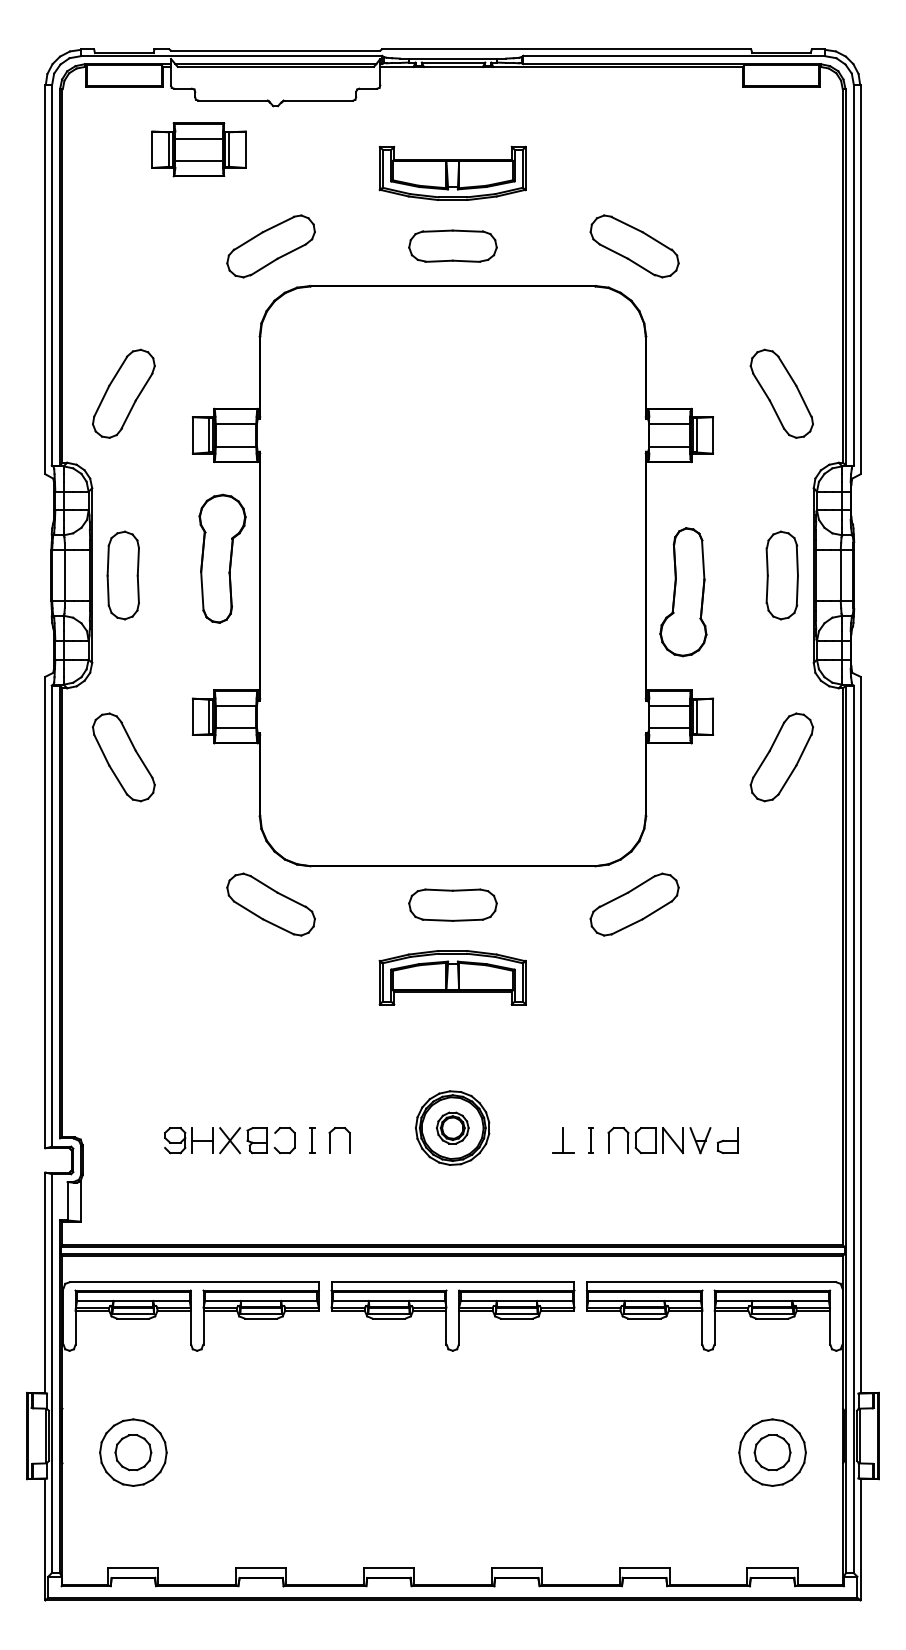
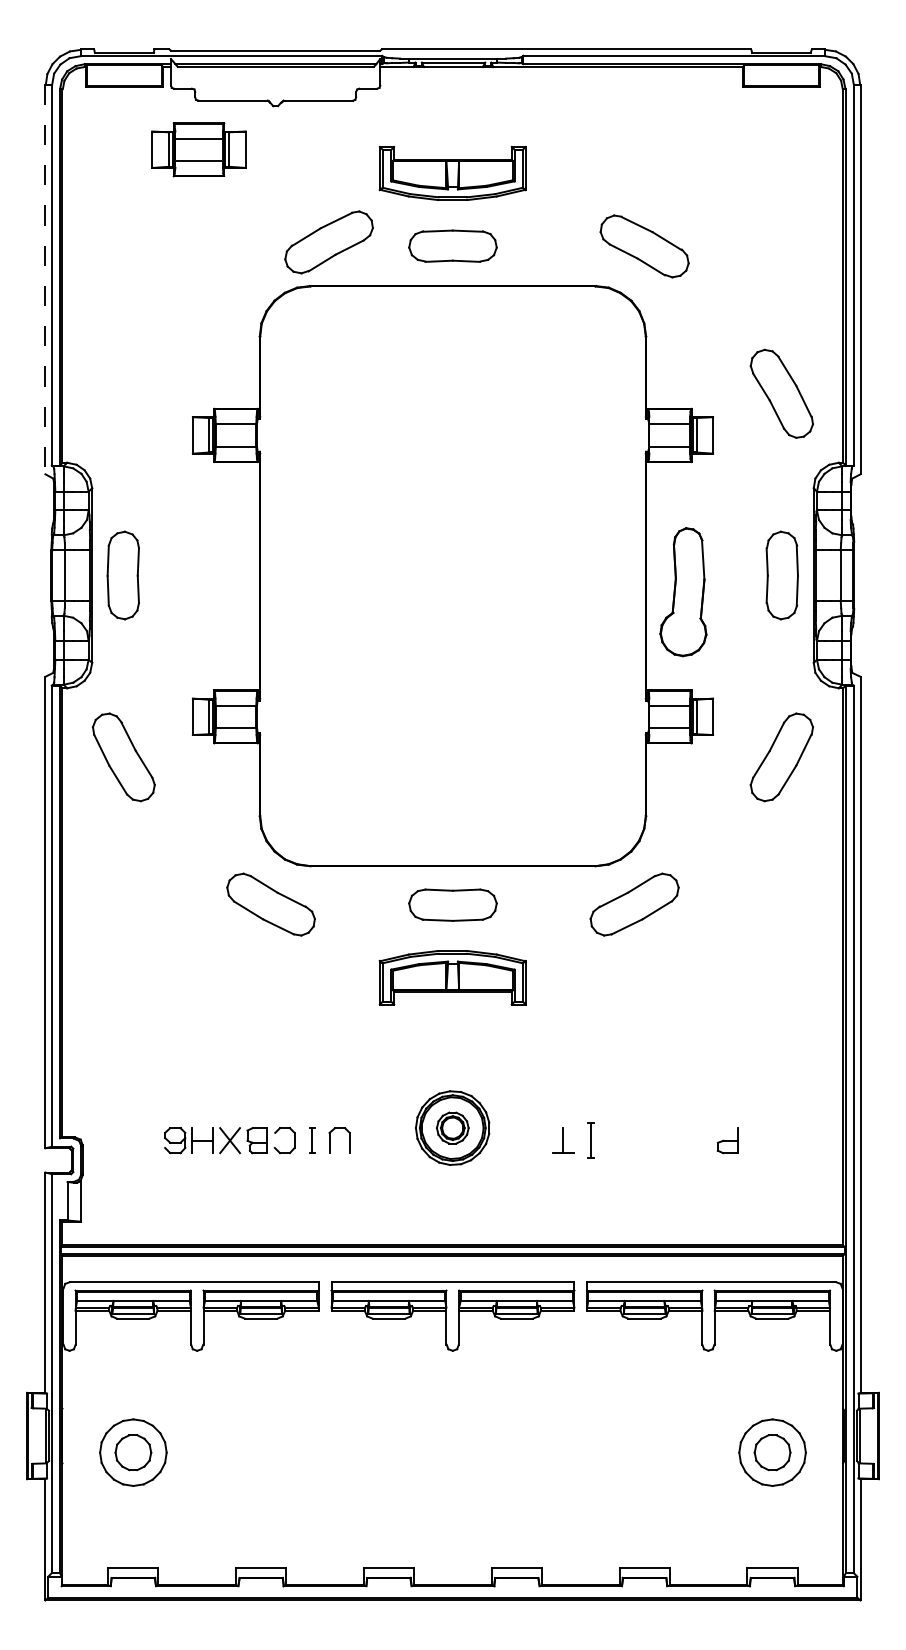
part position: (270, 246) -> (328, 242) (328, 242)
part position: (634, 246) -> (644, 246) (644, 246)
line: solid -> dashed (45, 279)
part: present -> none (123, 393)
part: present -> none (222, 558)
part size: 6x27 px -> 8x37 px (590, 1140)
part: present -> none (659, 1140)
